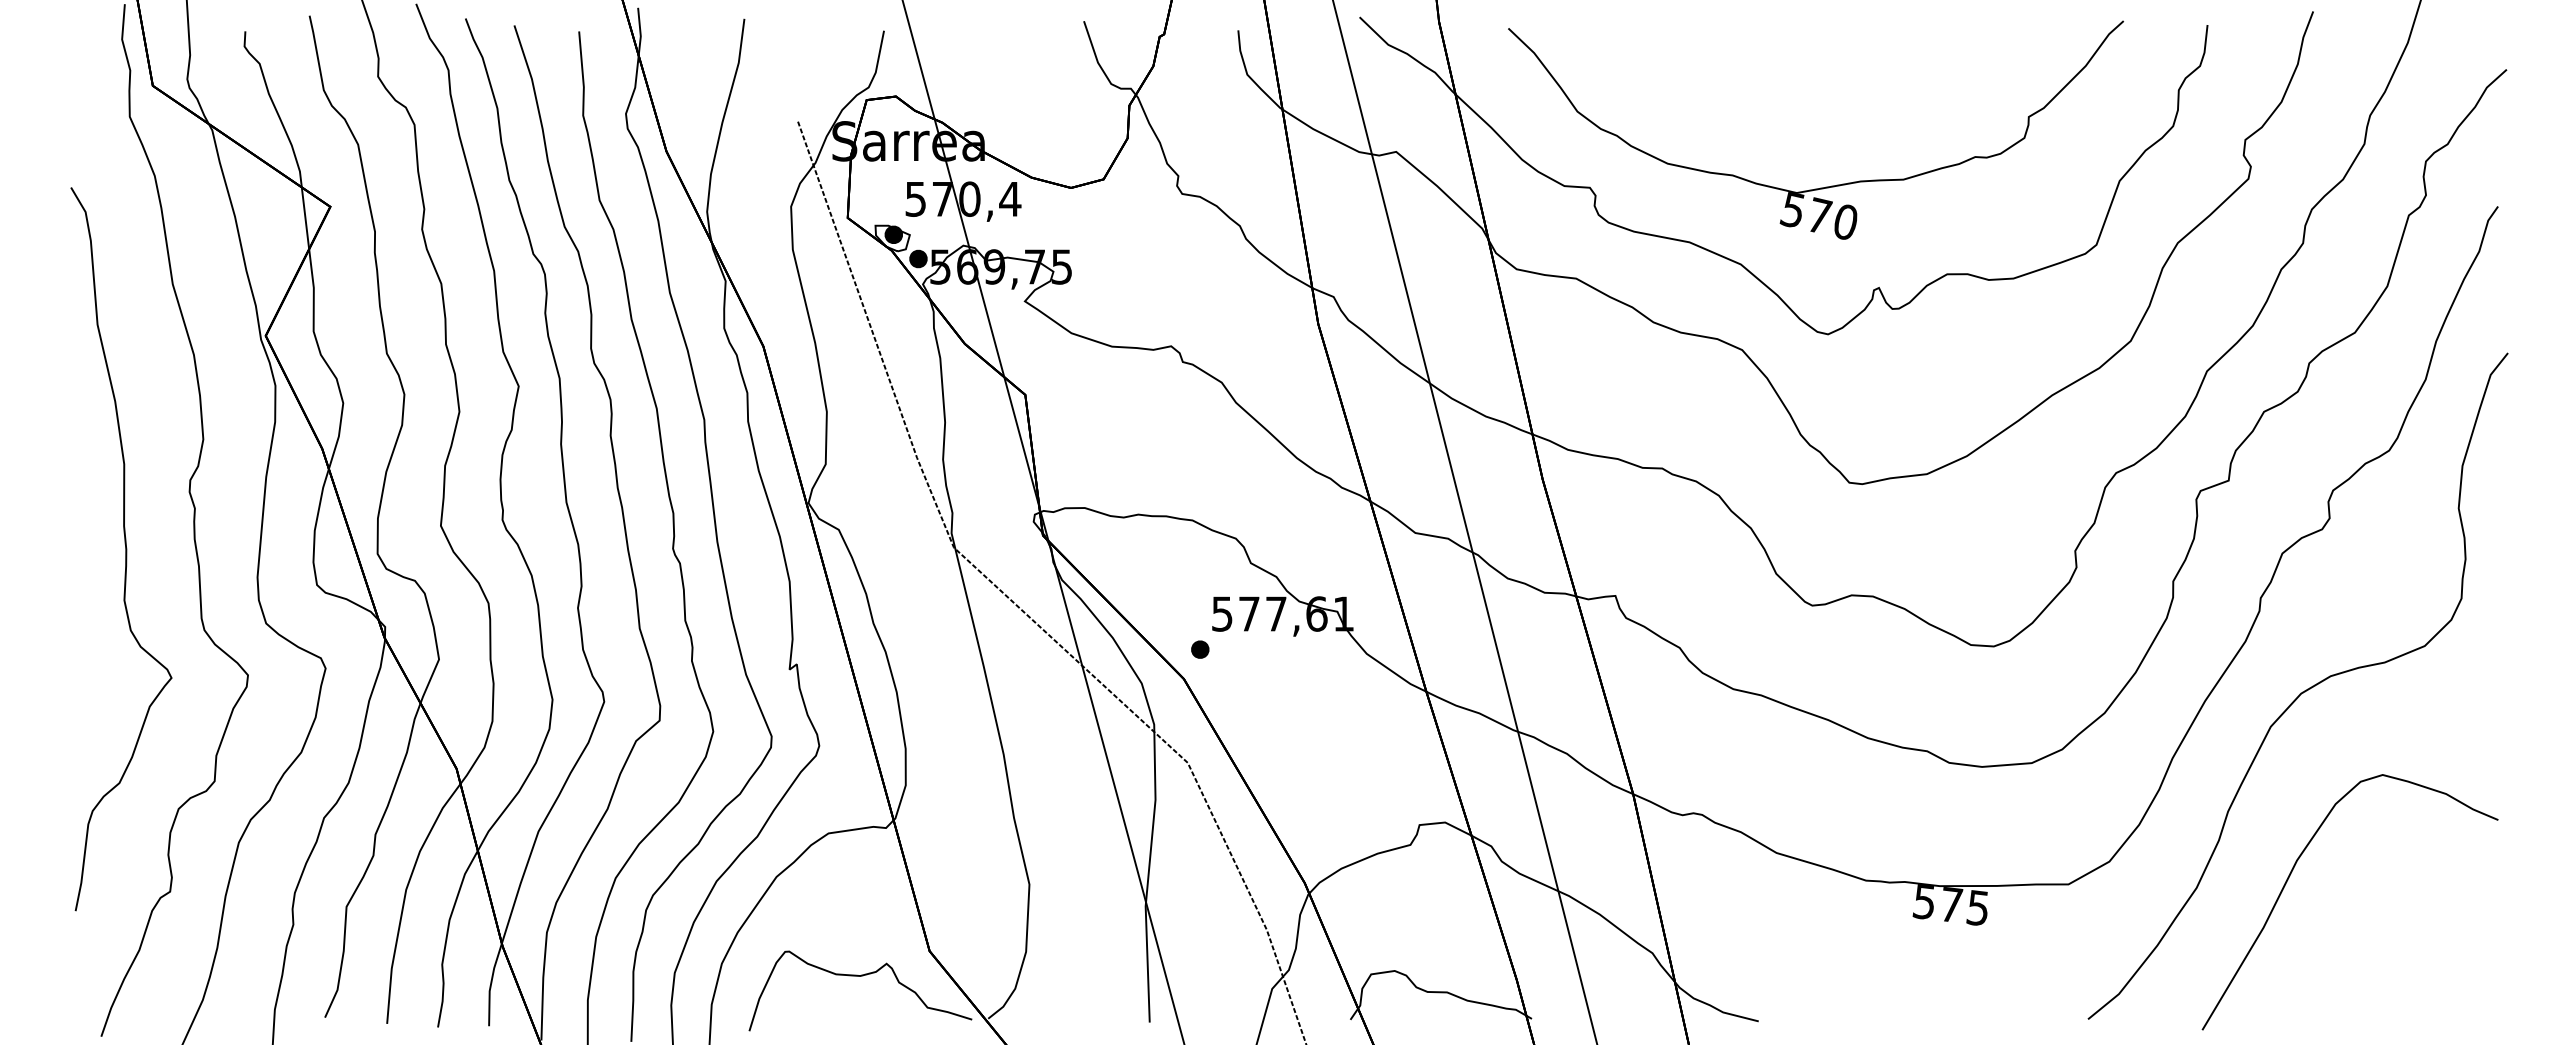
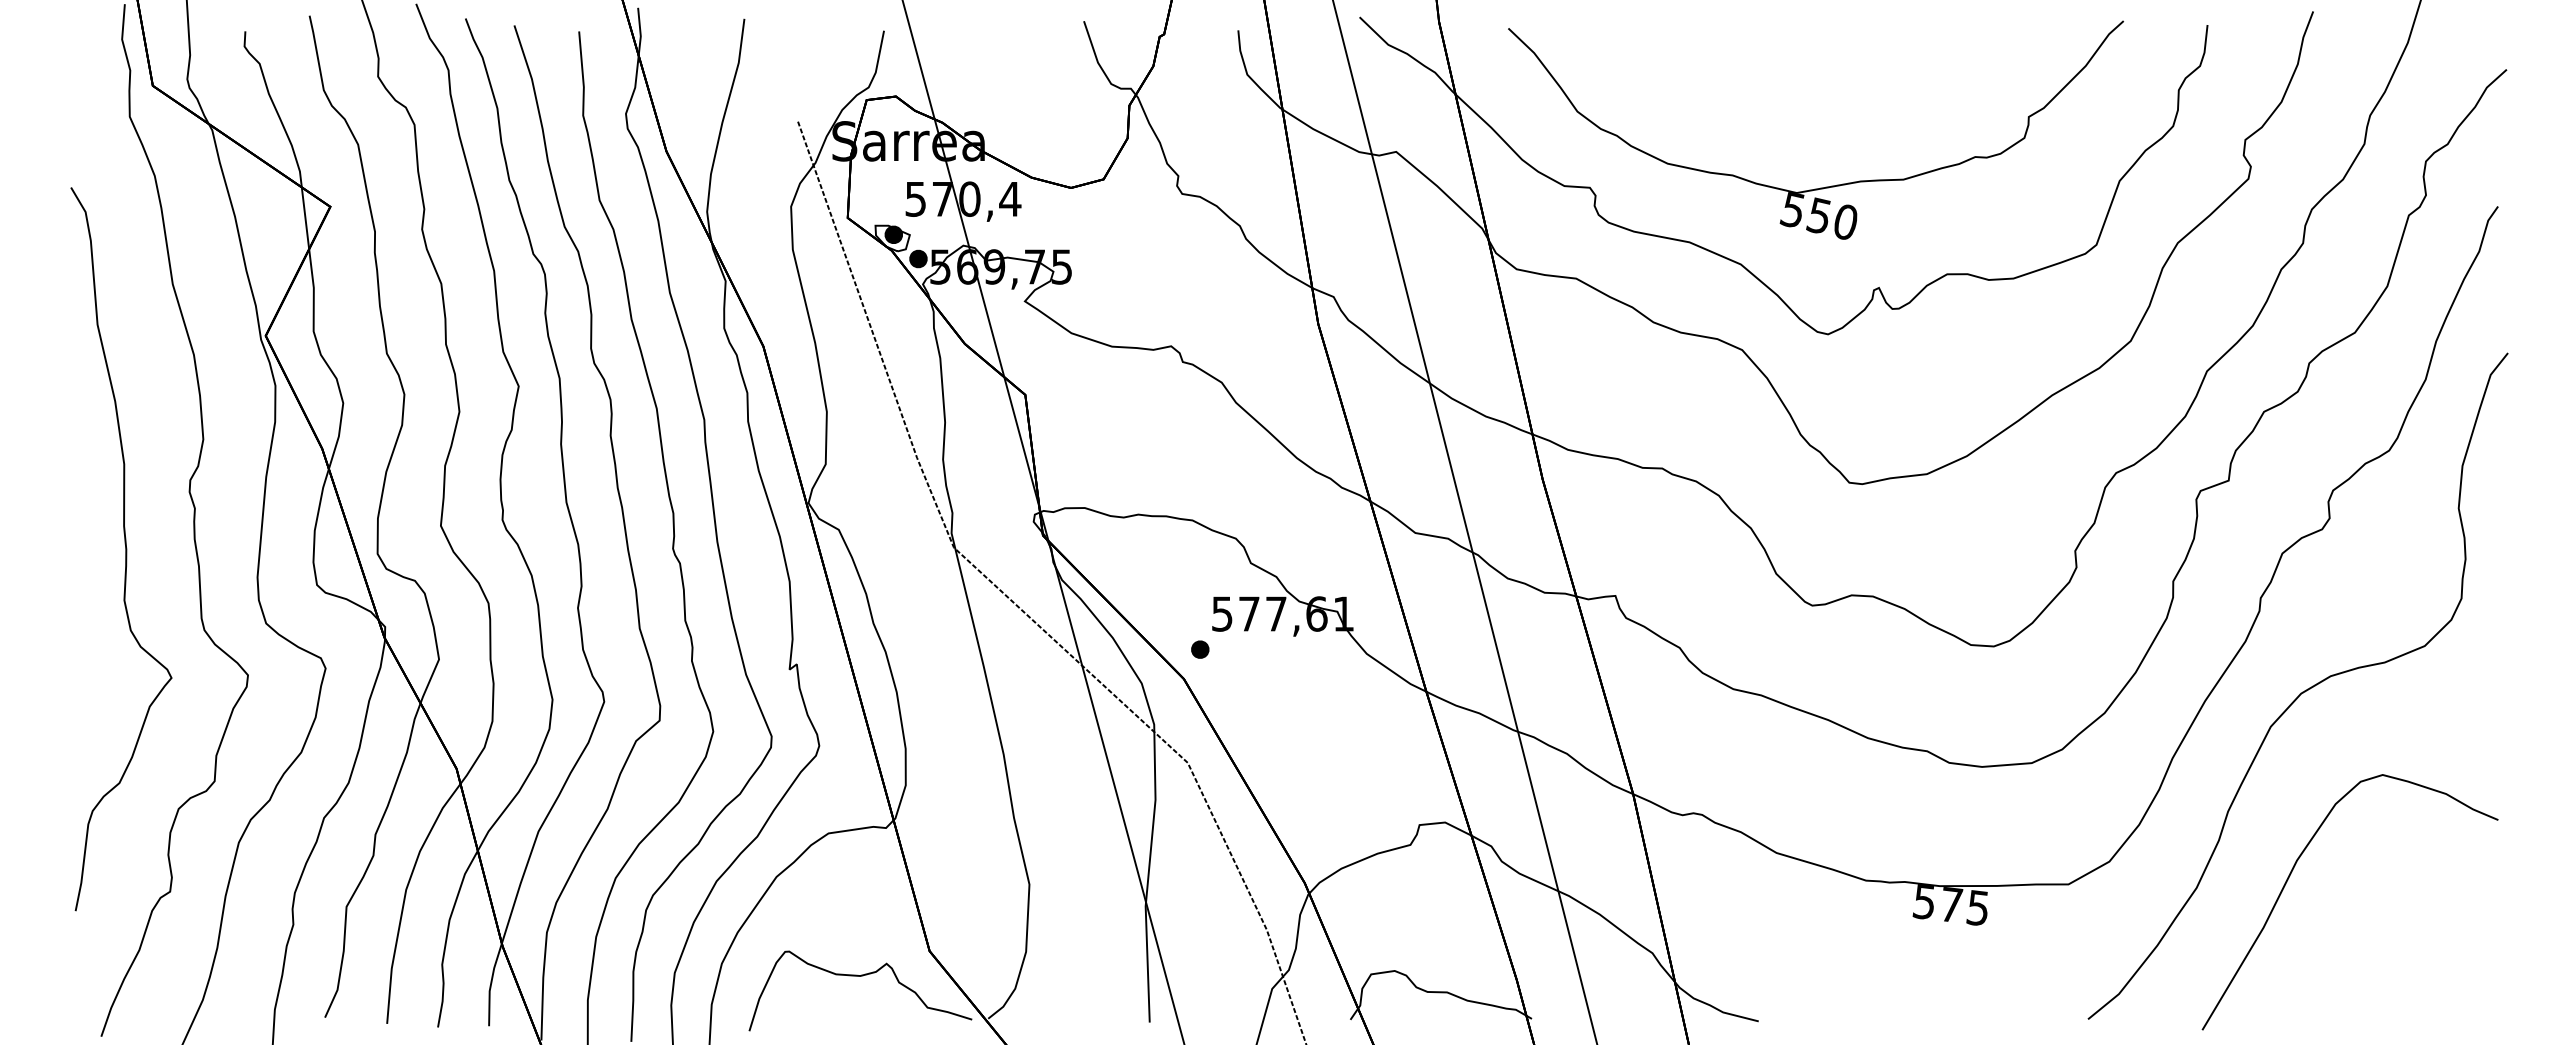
text: 570 -> 550 (1819, 215)
